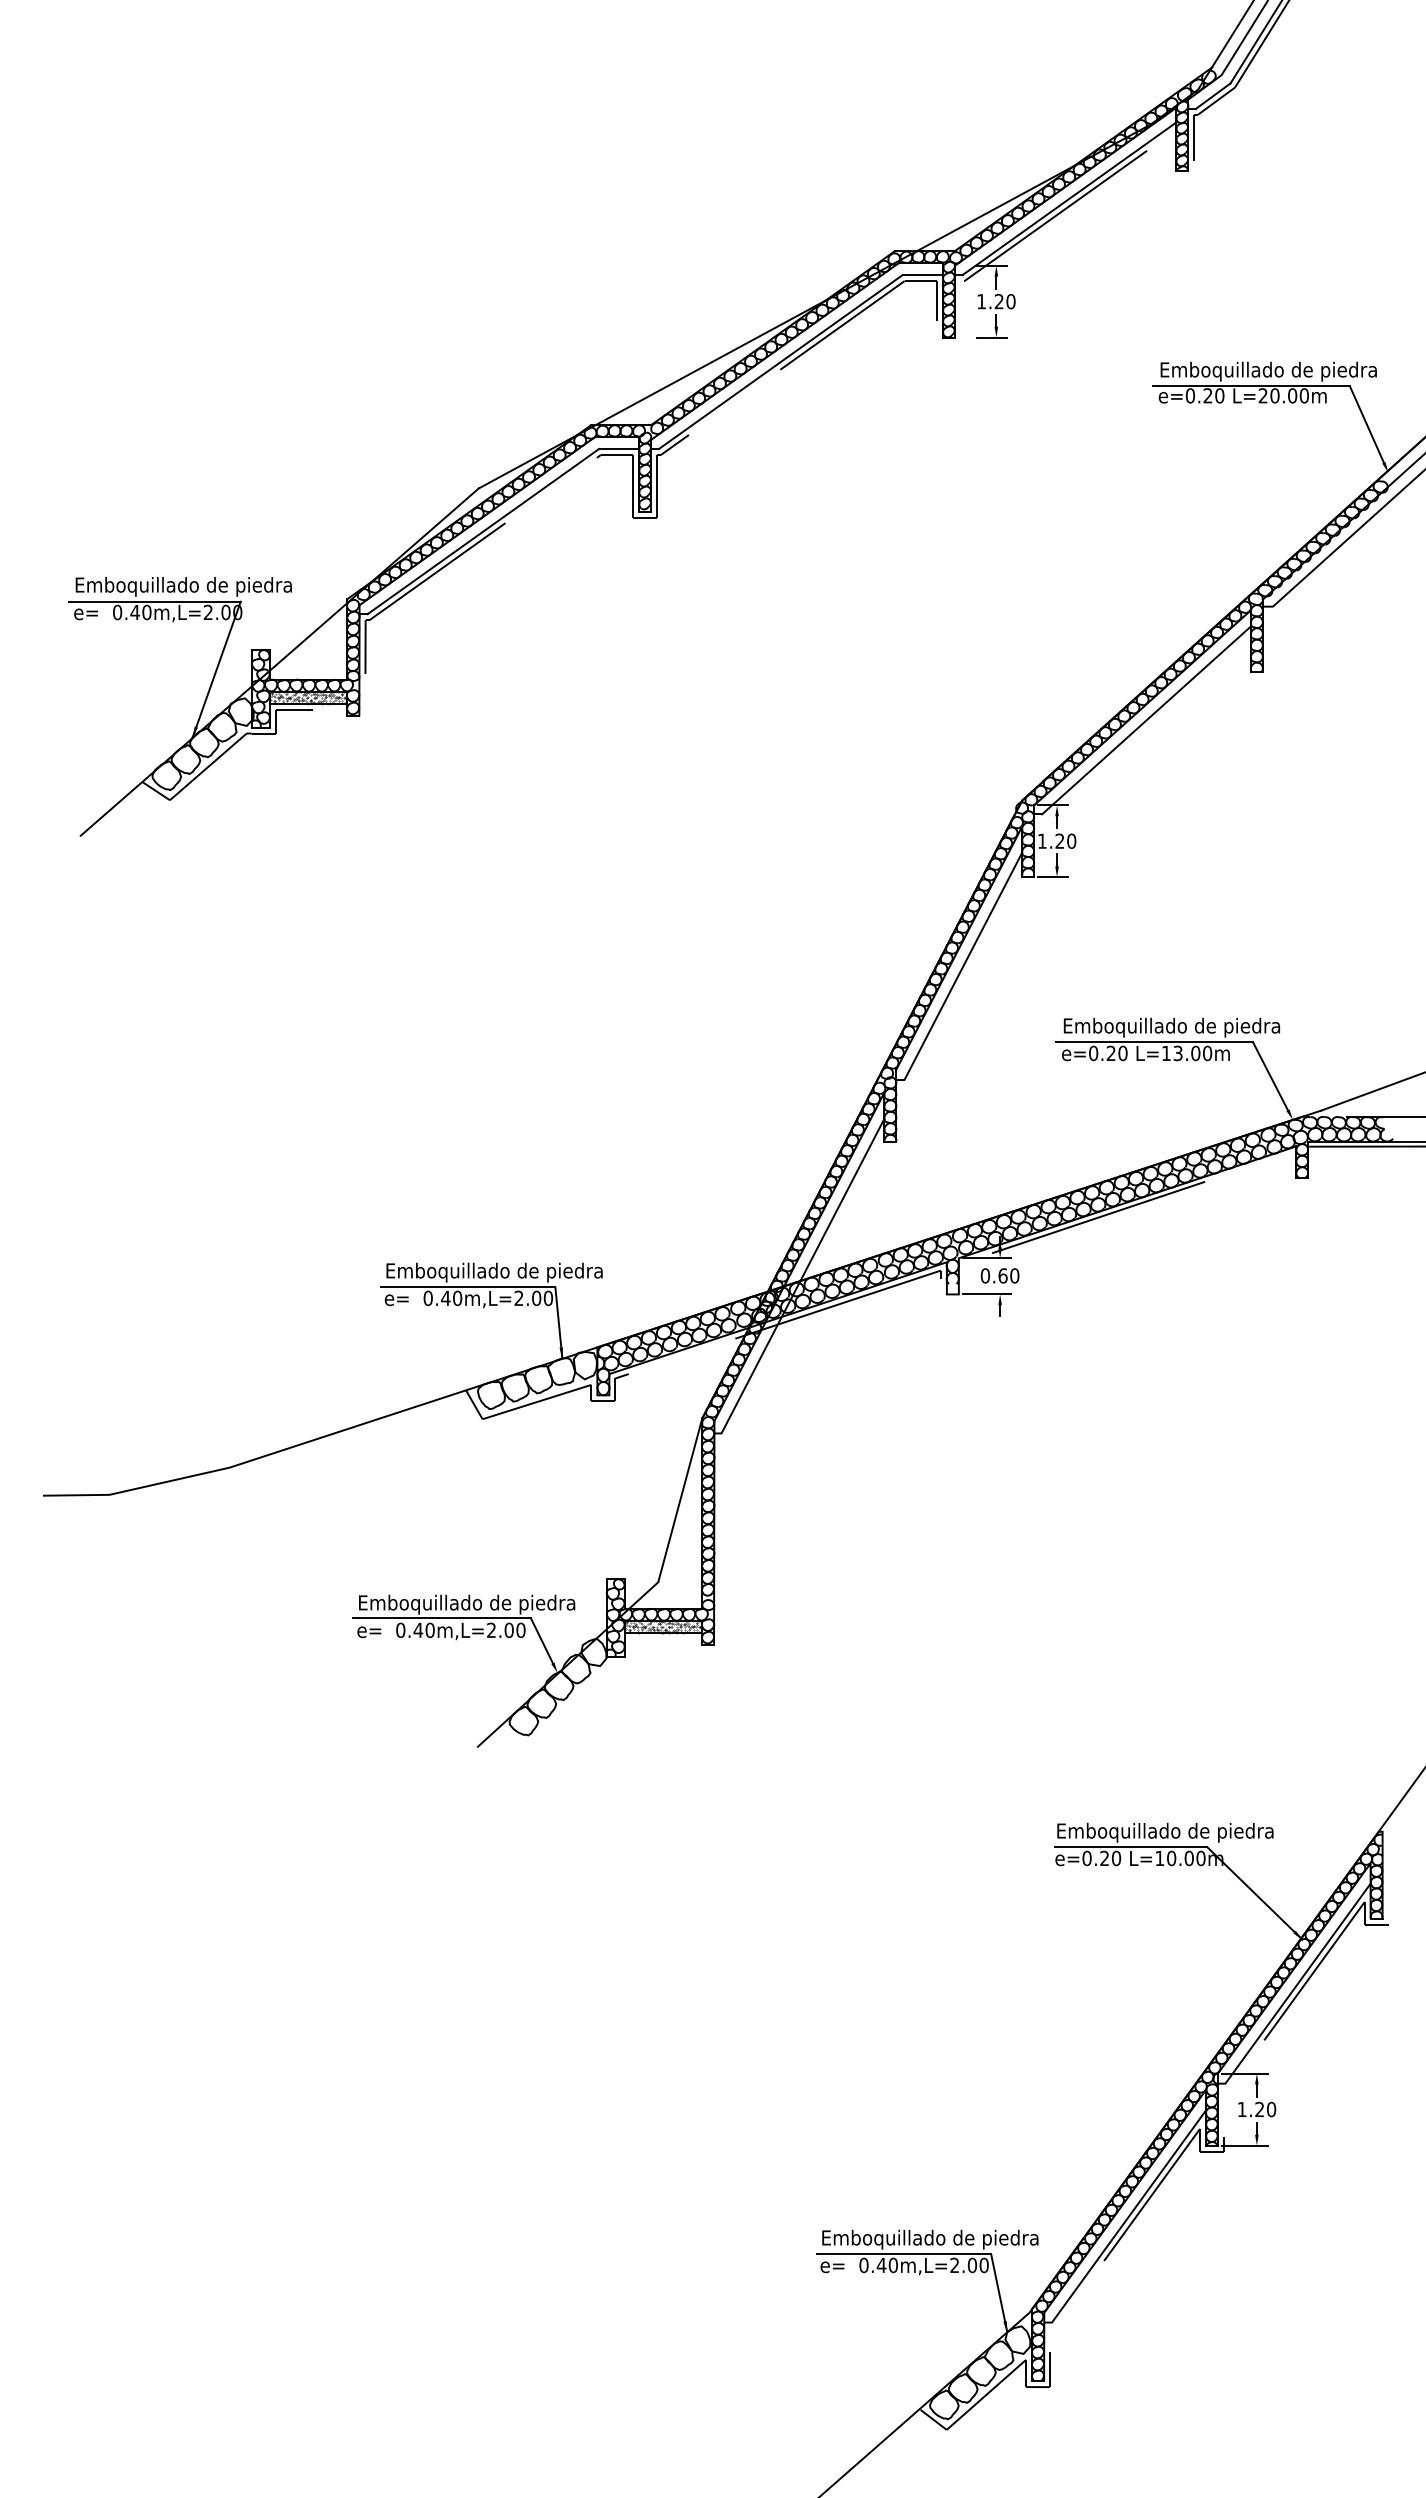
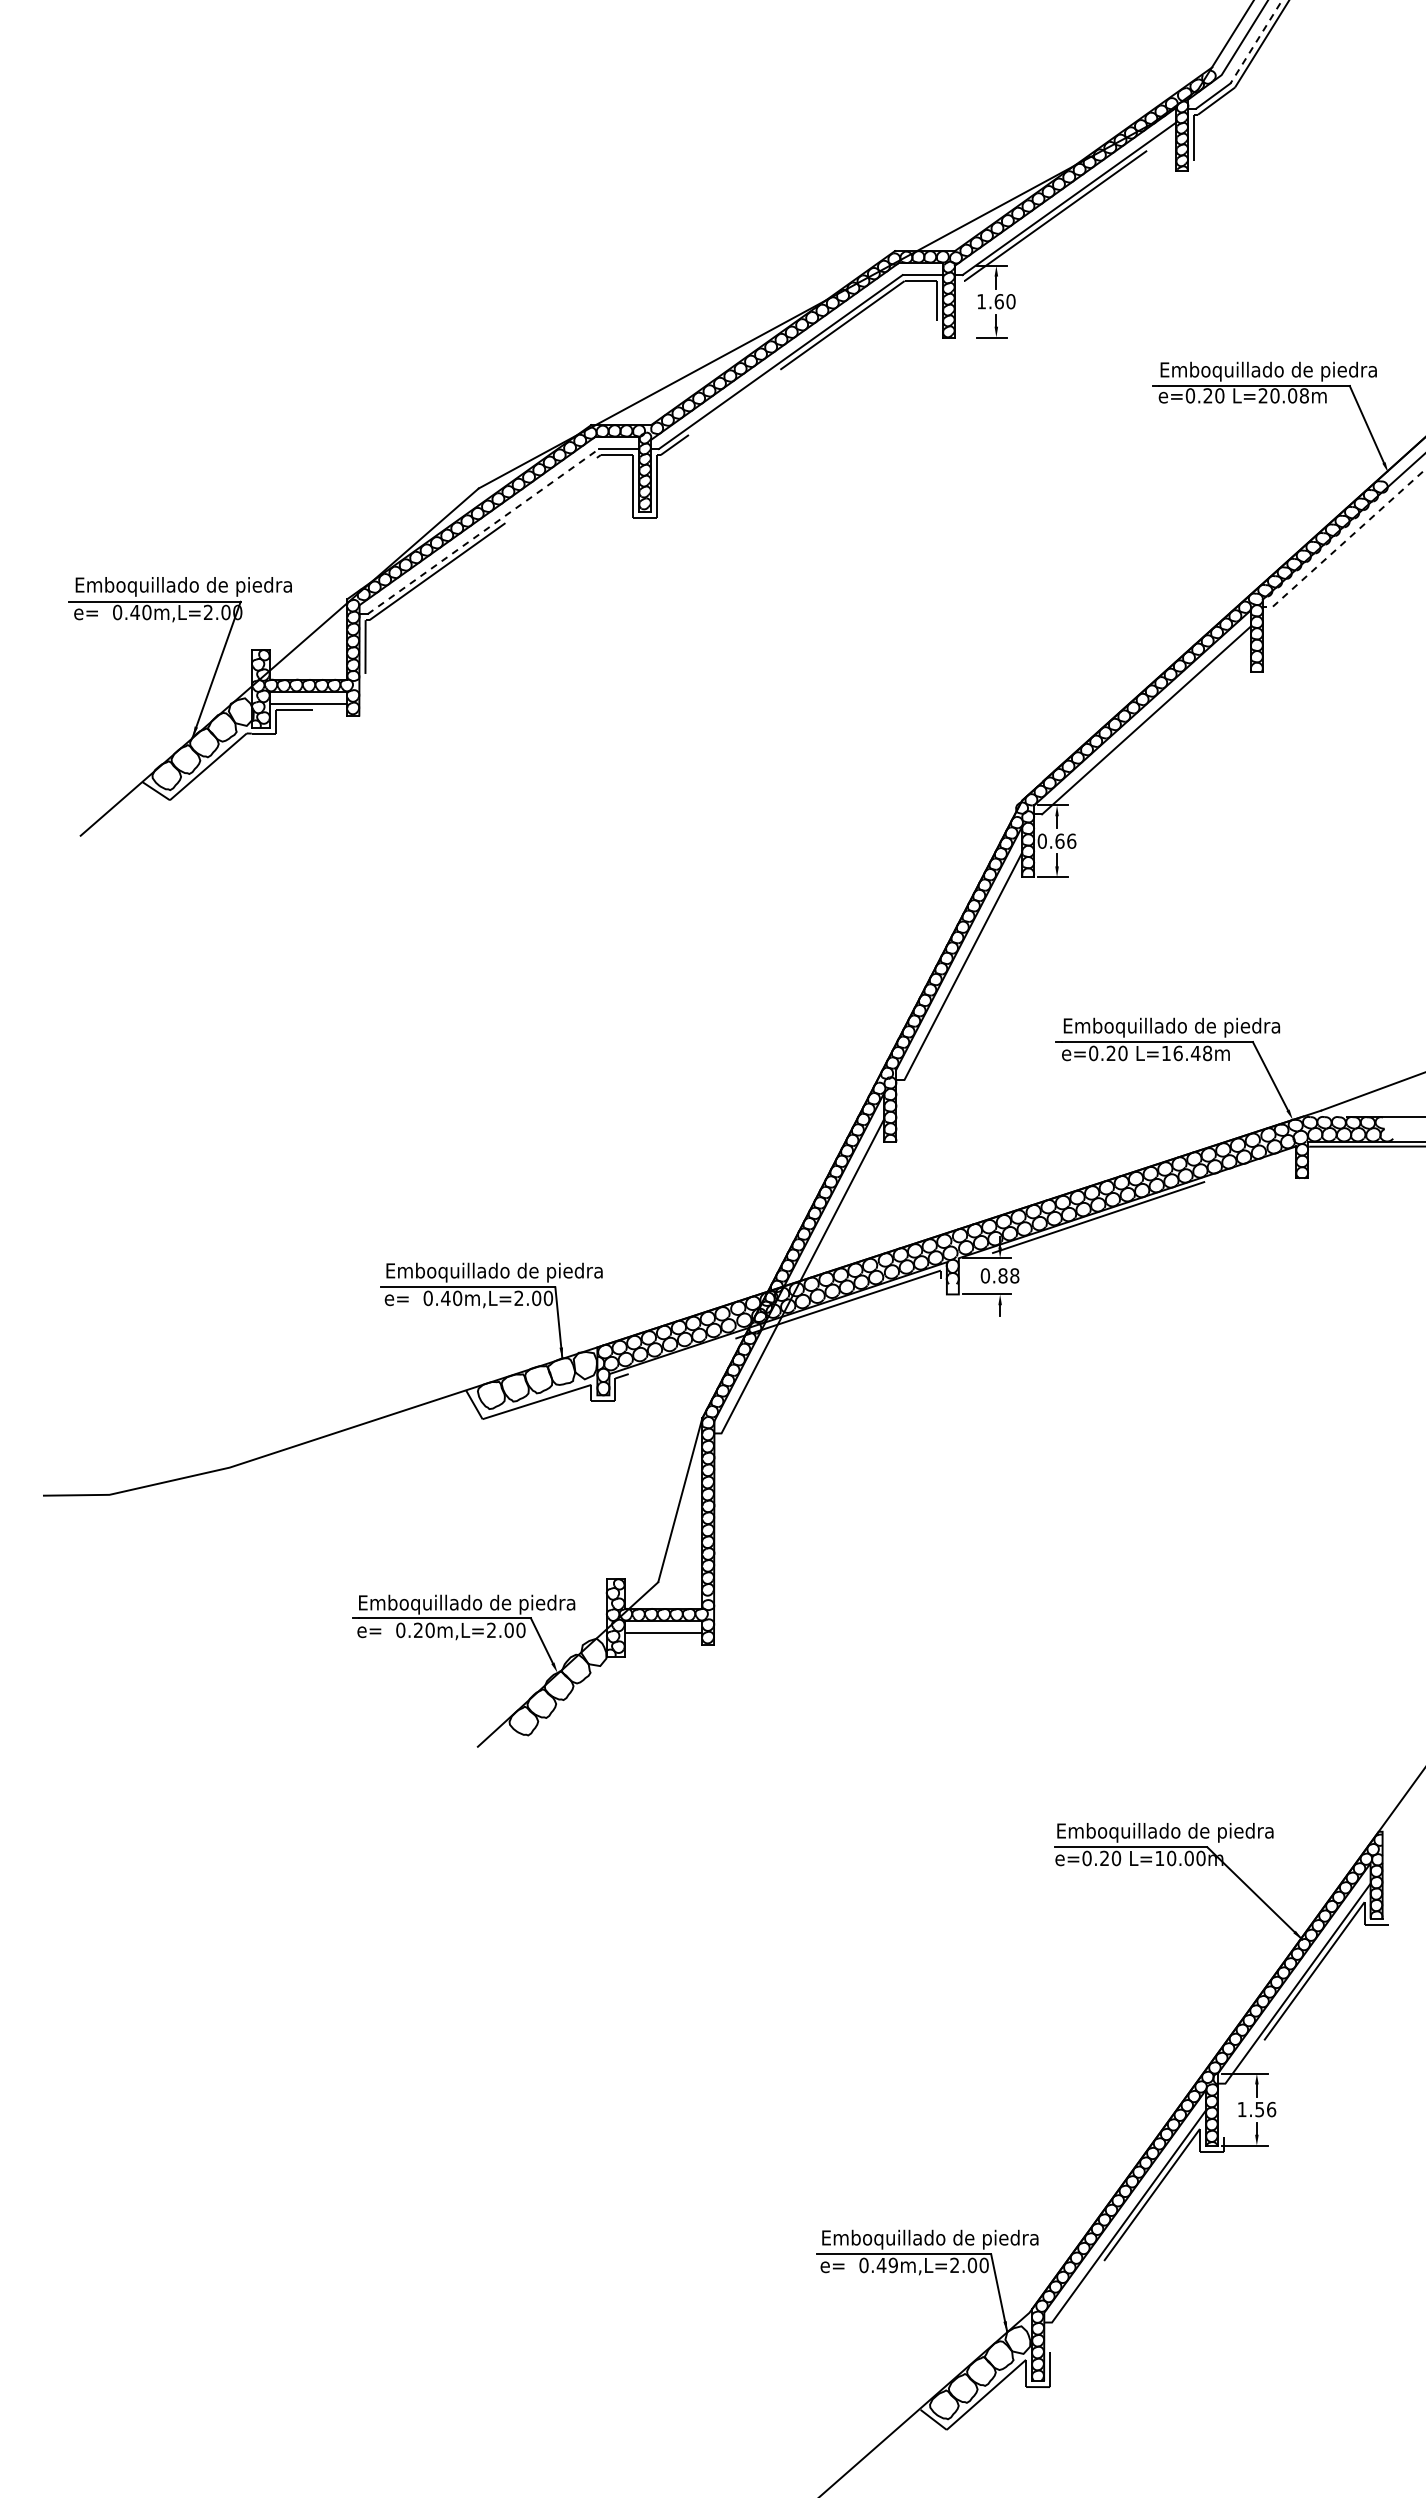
line: solid -> dashed (1256, 41)
text: 1.20 -> 1.60 (998, 301)
text: L=20.00m -> L=20.08m (1303, 395)
line: solid -> dashed (483, 531)
line: solid -> dashed (1344, 541)
hatch: present -> none (308, 697)
text: 1.20 -> 0.66 (1056, 840)
text: L=13.00m -> L=16.48m (1192, 1053)
text: 0.60 -> 0.88 (1008, 1275)
hatch: present -> none (663, 1626)
text: 0.40m,L=2.00 -> 0.20m,L=2.00 (418, 1629)
text: 1.20 -> 1.56 (1265, 2109)
text: 0.40m,L=2.00 -> 0.49m,L=2.00 (892, 2265)
